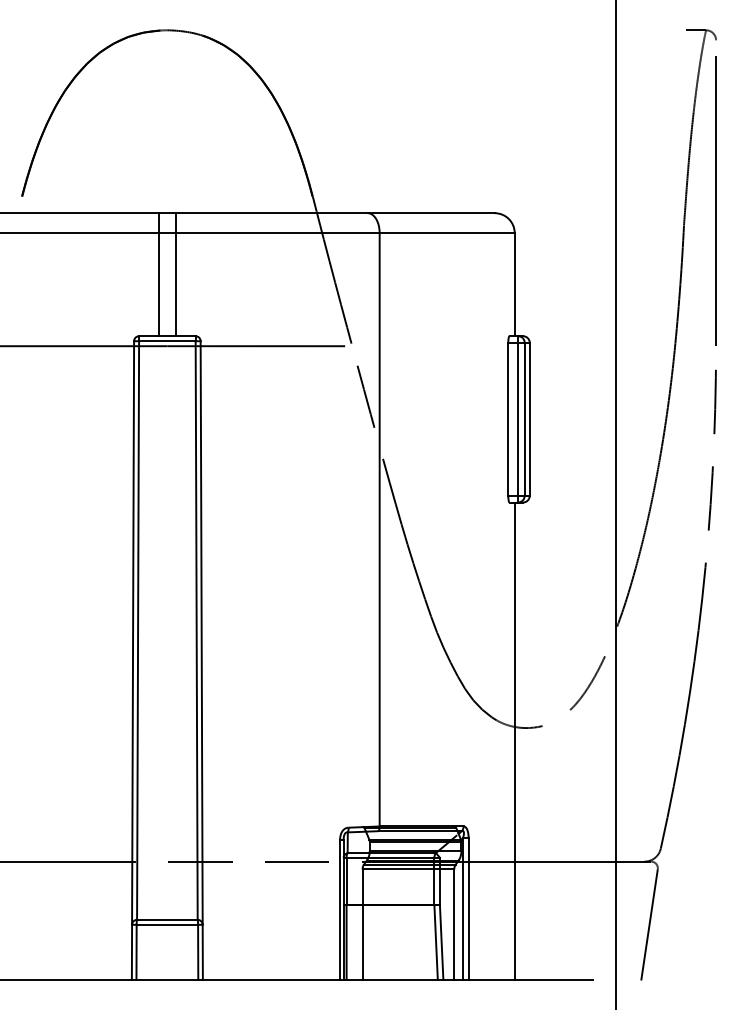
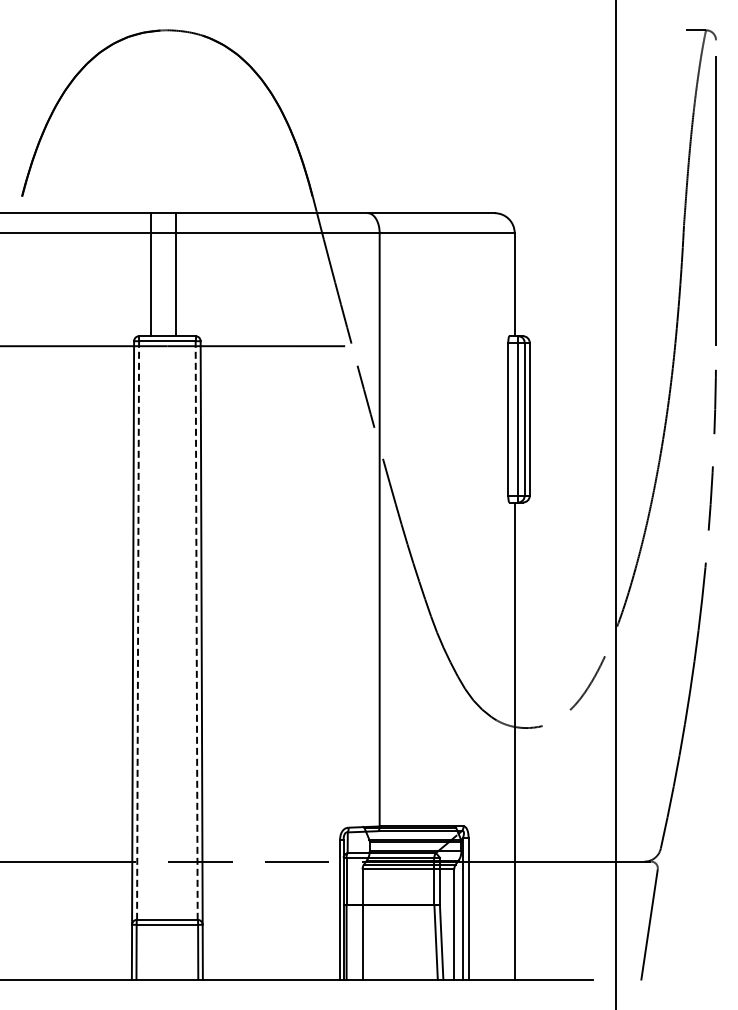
line position: (159, 274) -> (151, 274) (151, 274)
line: solid -> dashed (138, 630)
line: solid -> dashed (196, 630)
